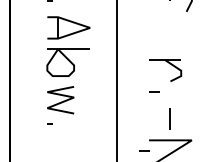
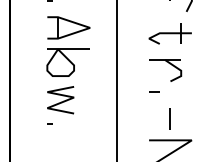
part: none -> present (169, 33)
curve: present -> none (144, 150)
